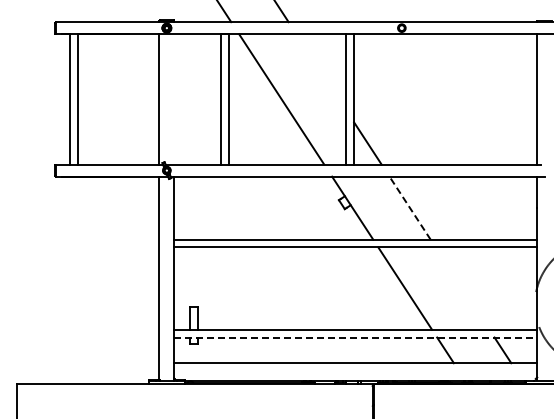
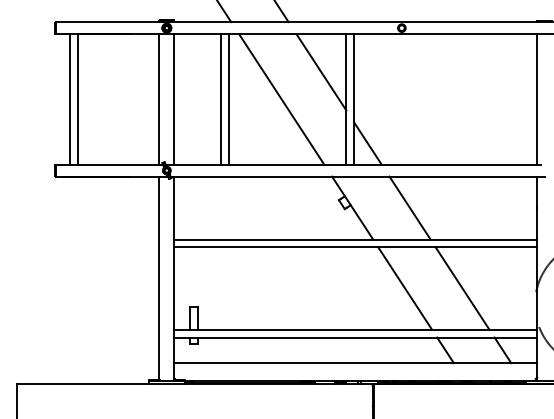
line: none -> present (321, 72)
line: none -> present (174, 99)
line: dashed -> solid (410, 208)
line: none -> present (462, 288)
line: dashed -> solid (356, 337)
